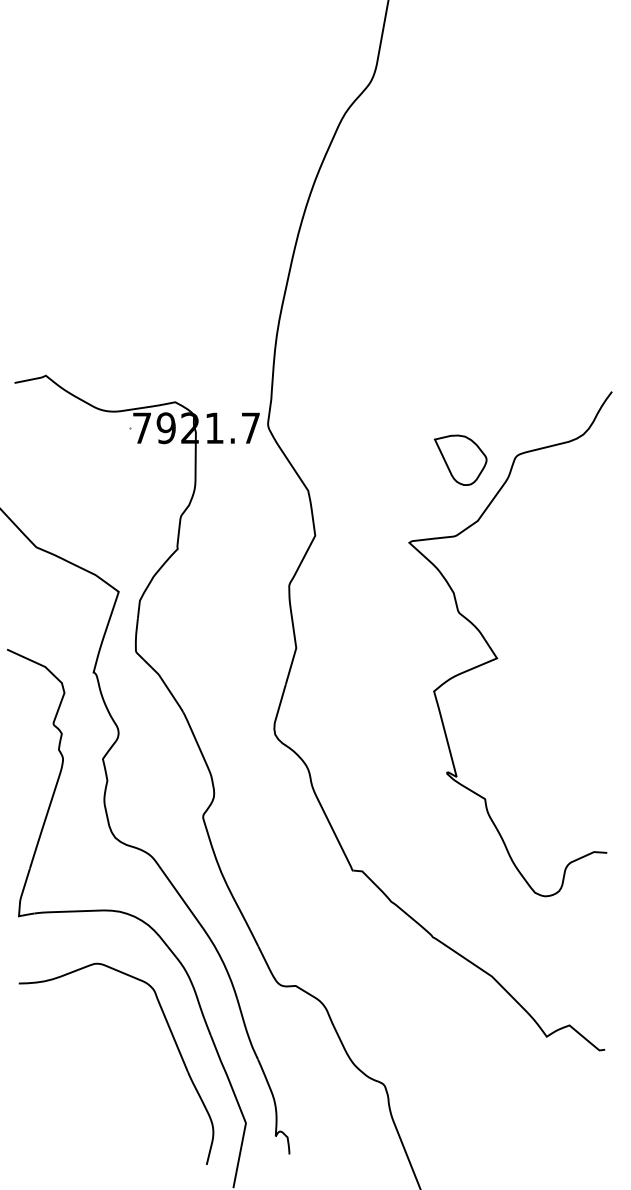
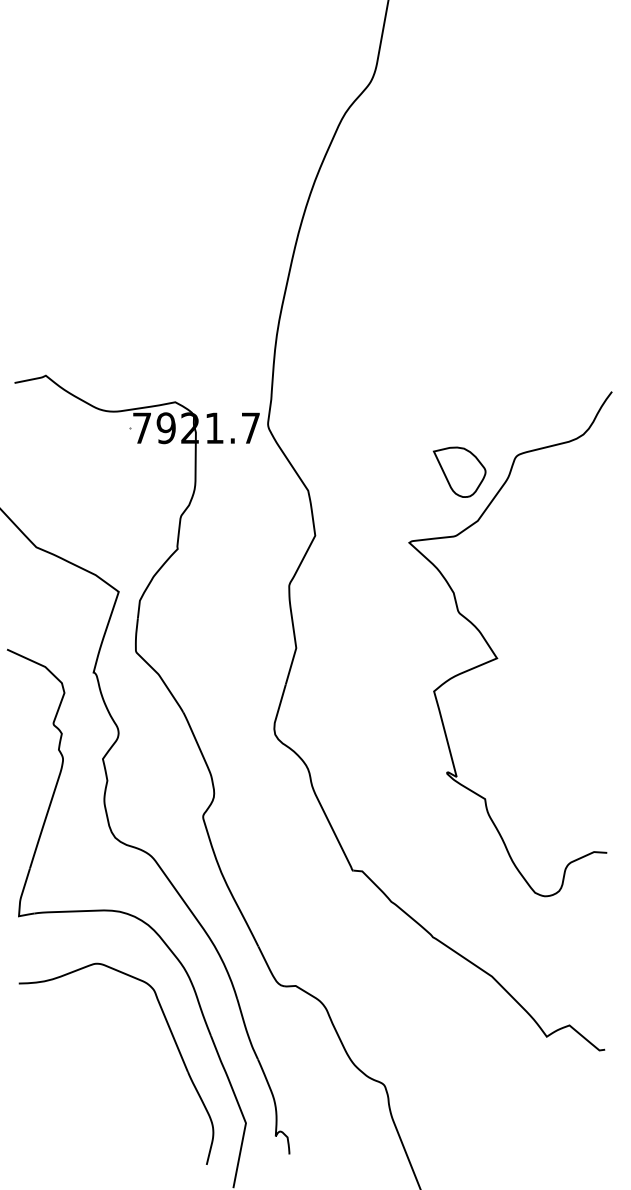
part position: (460, 459) -> (459, 471) (459, 471)
